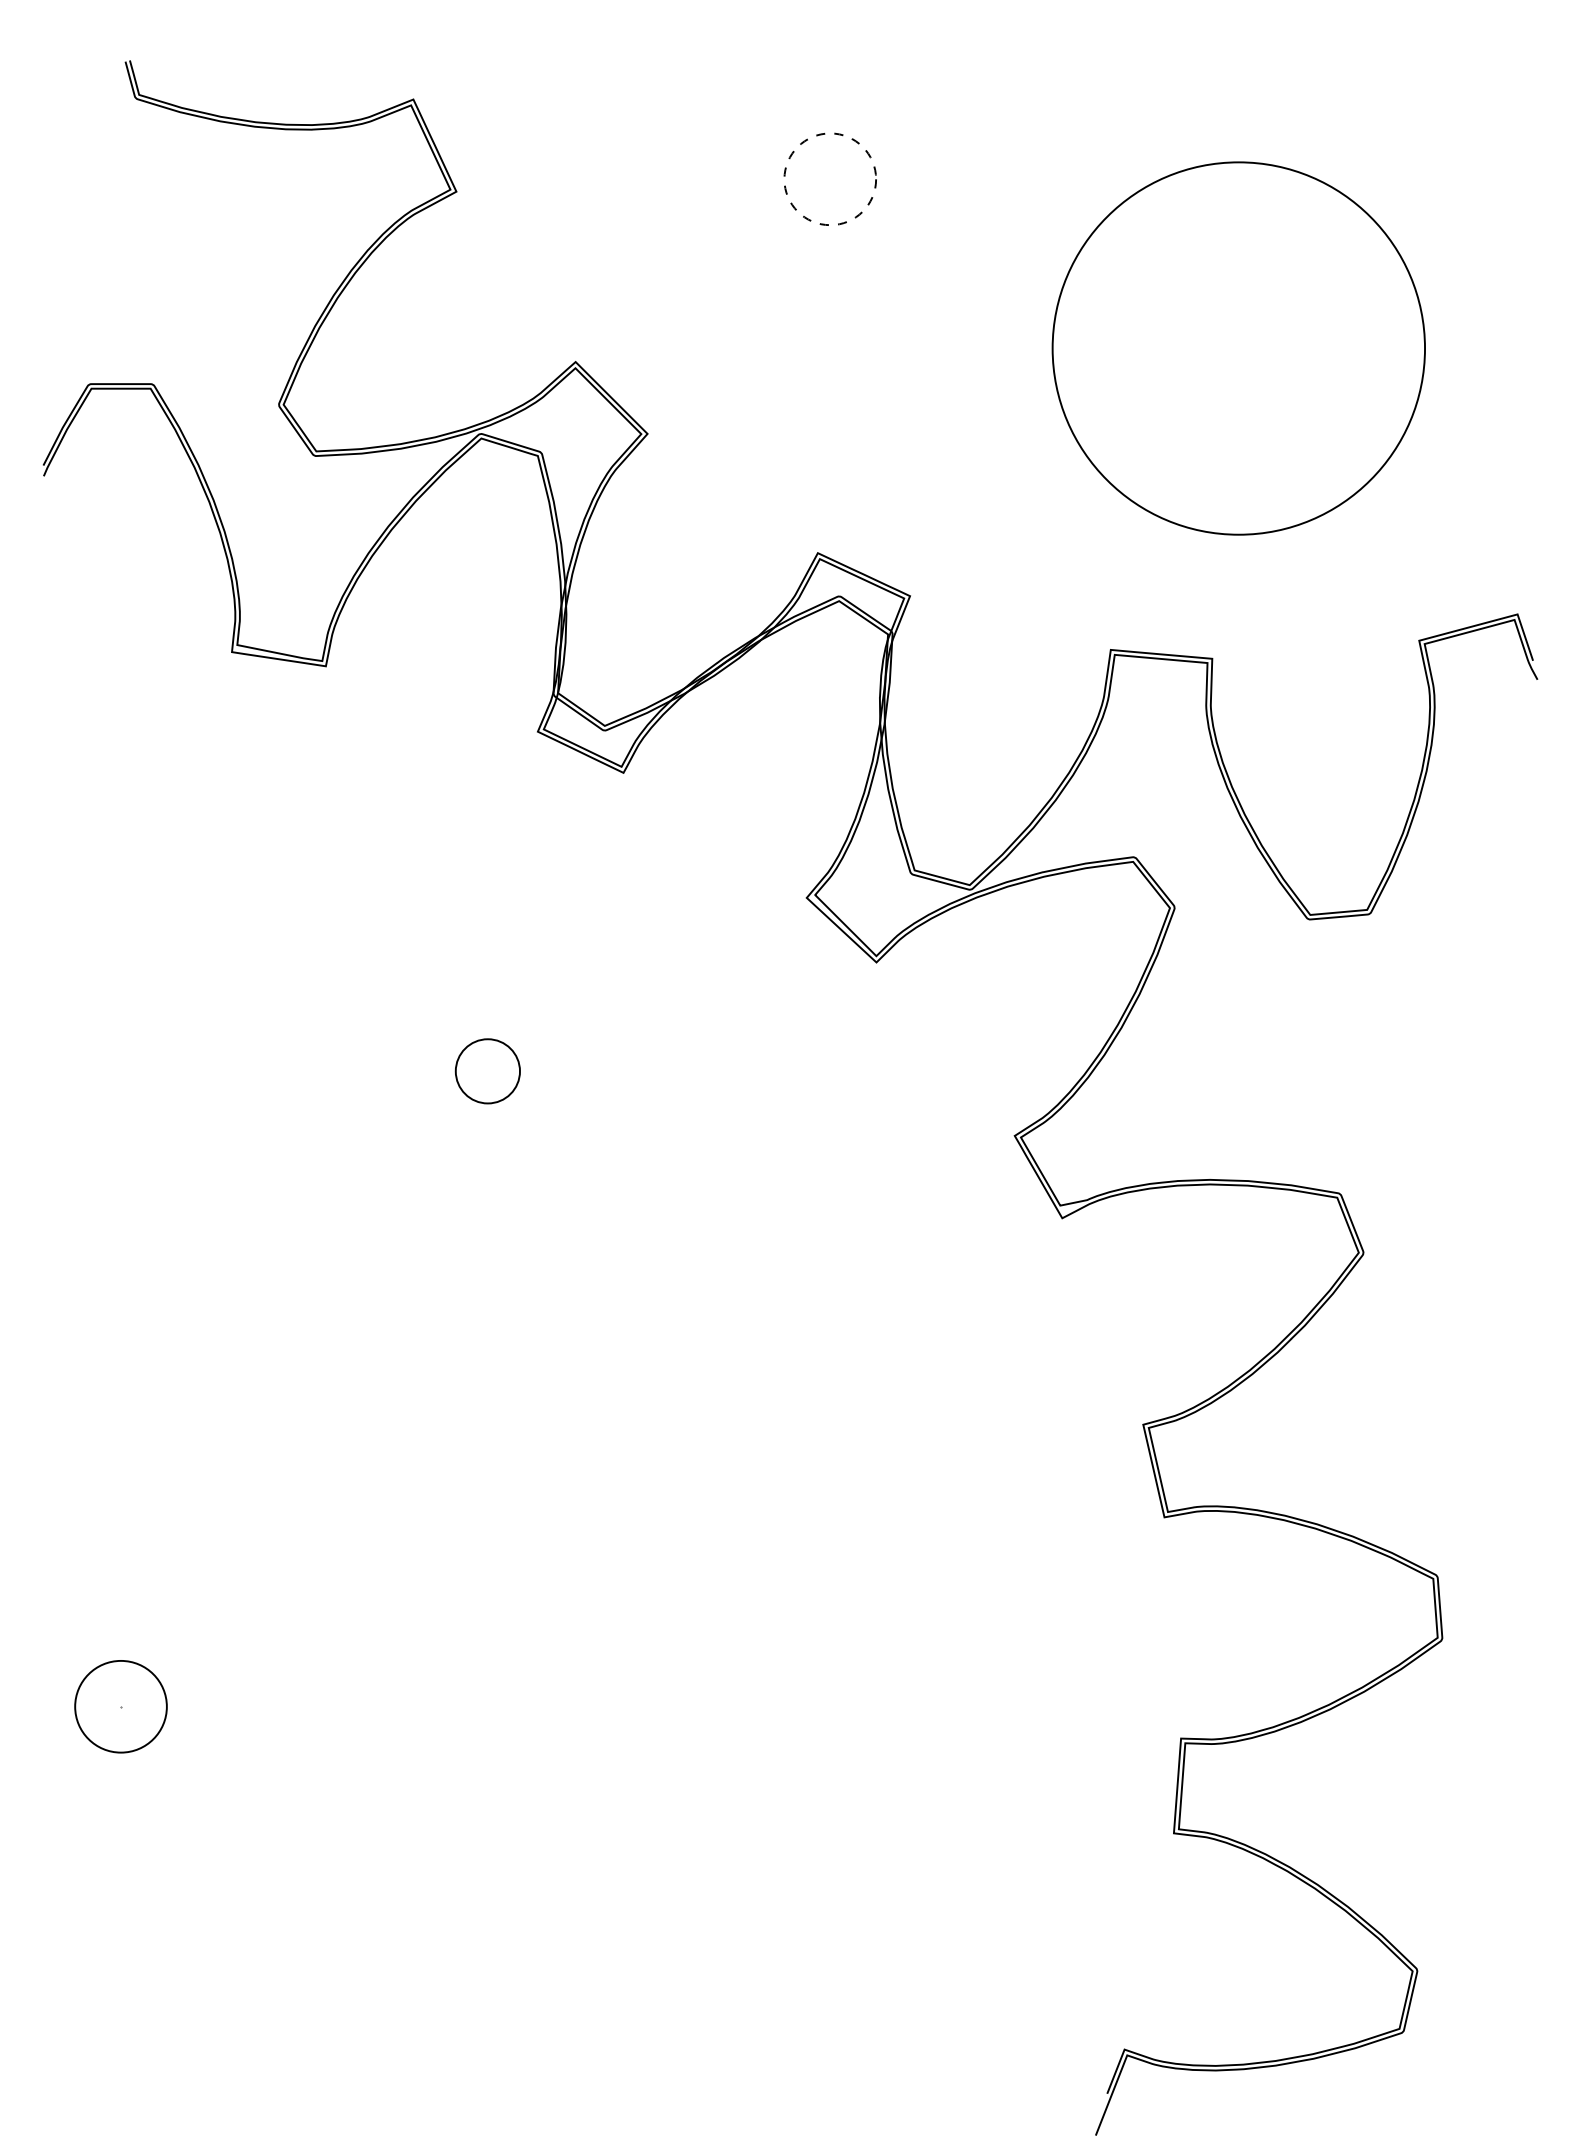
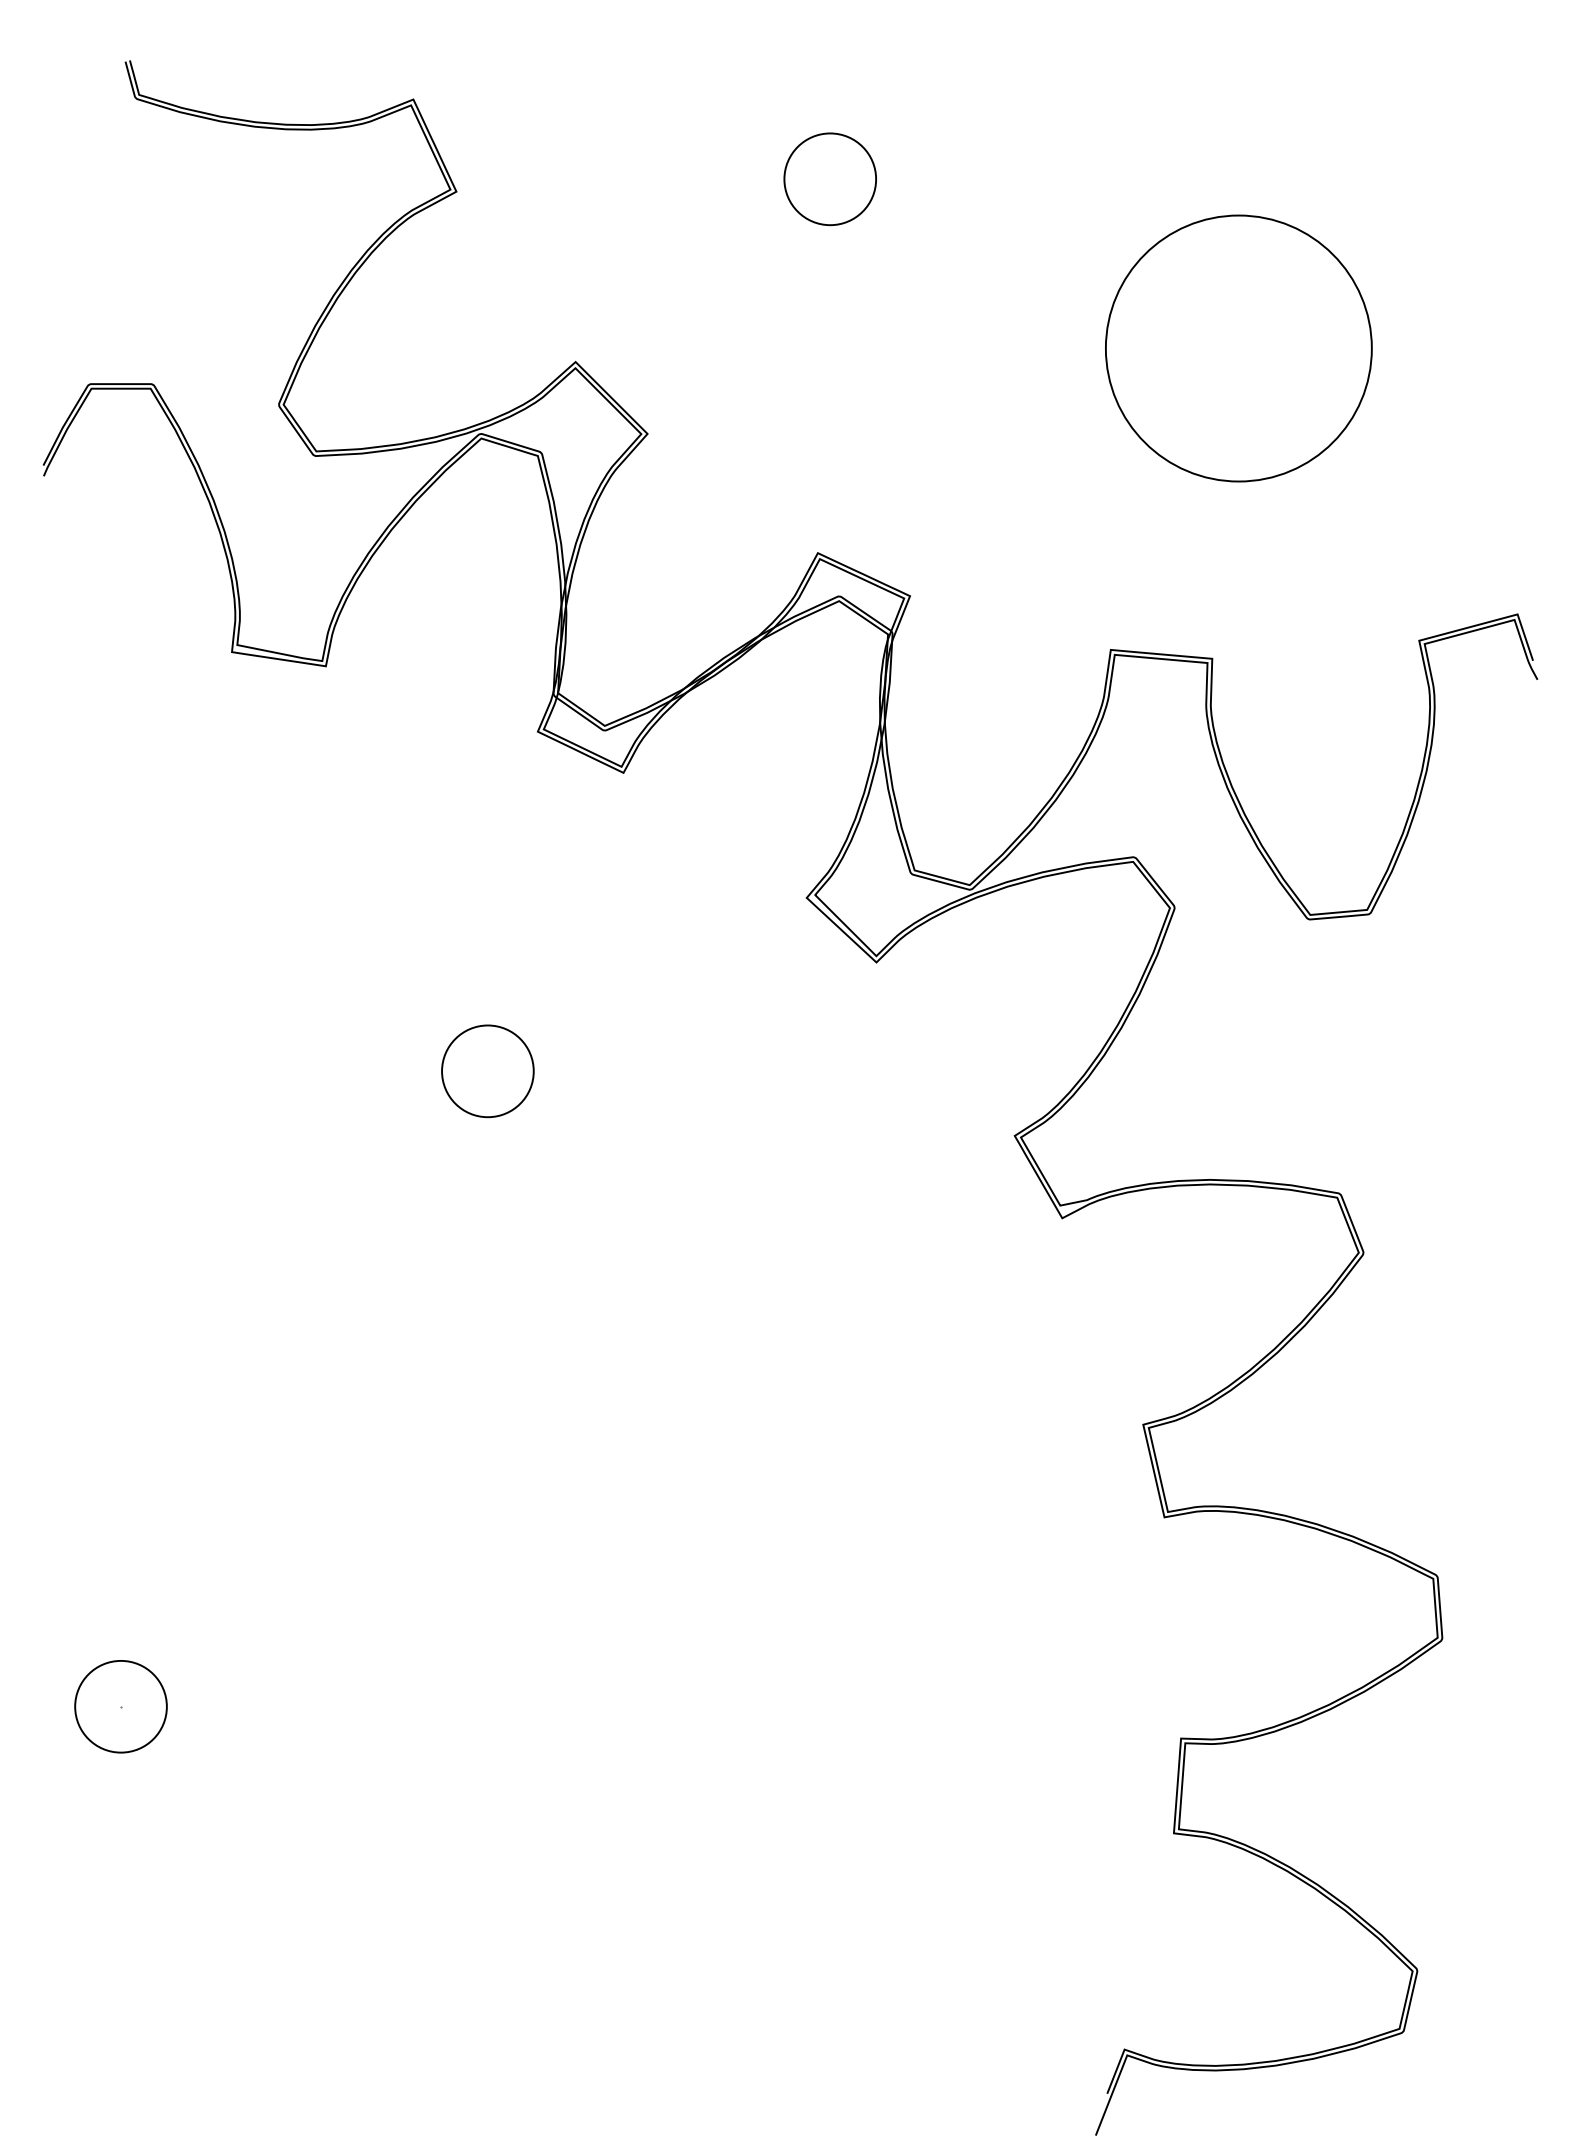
circle: dashed -> solid (830, 179)
part size: 375x375 px -> 268x269 px (1238, 348)
circle diameter: 64 px -> 92 px (487, 1071)
